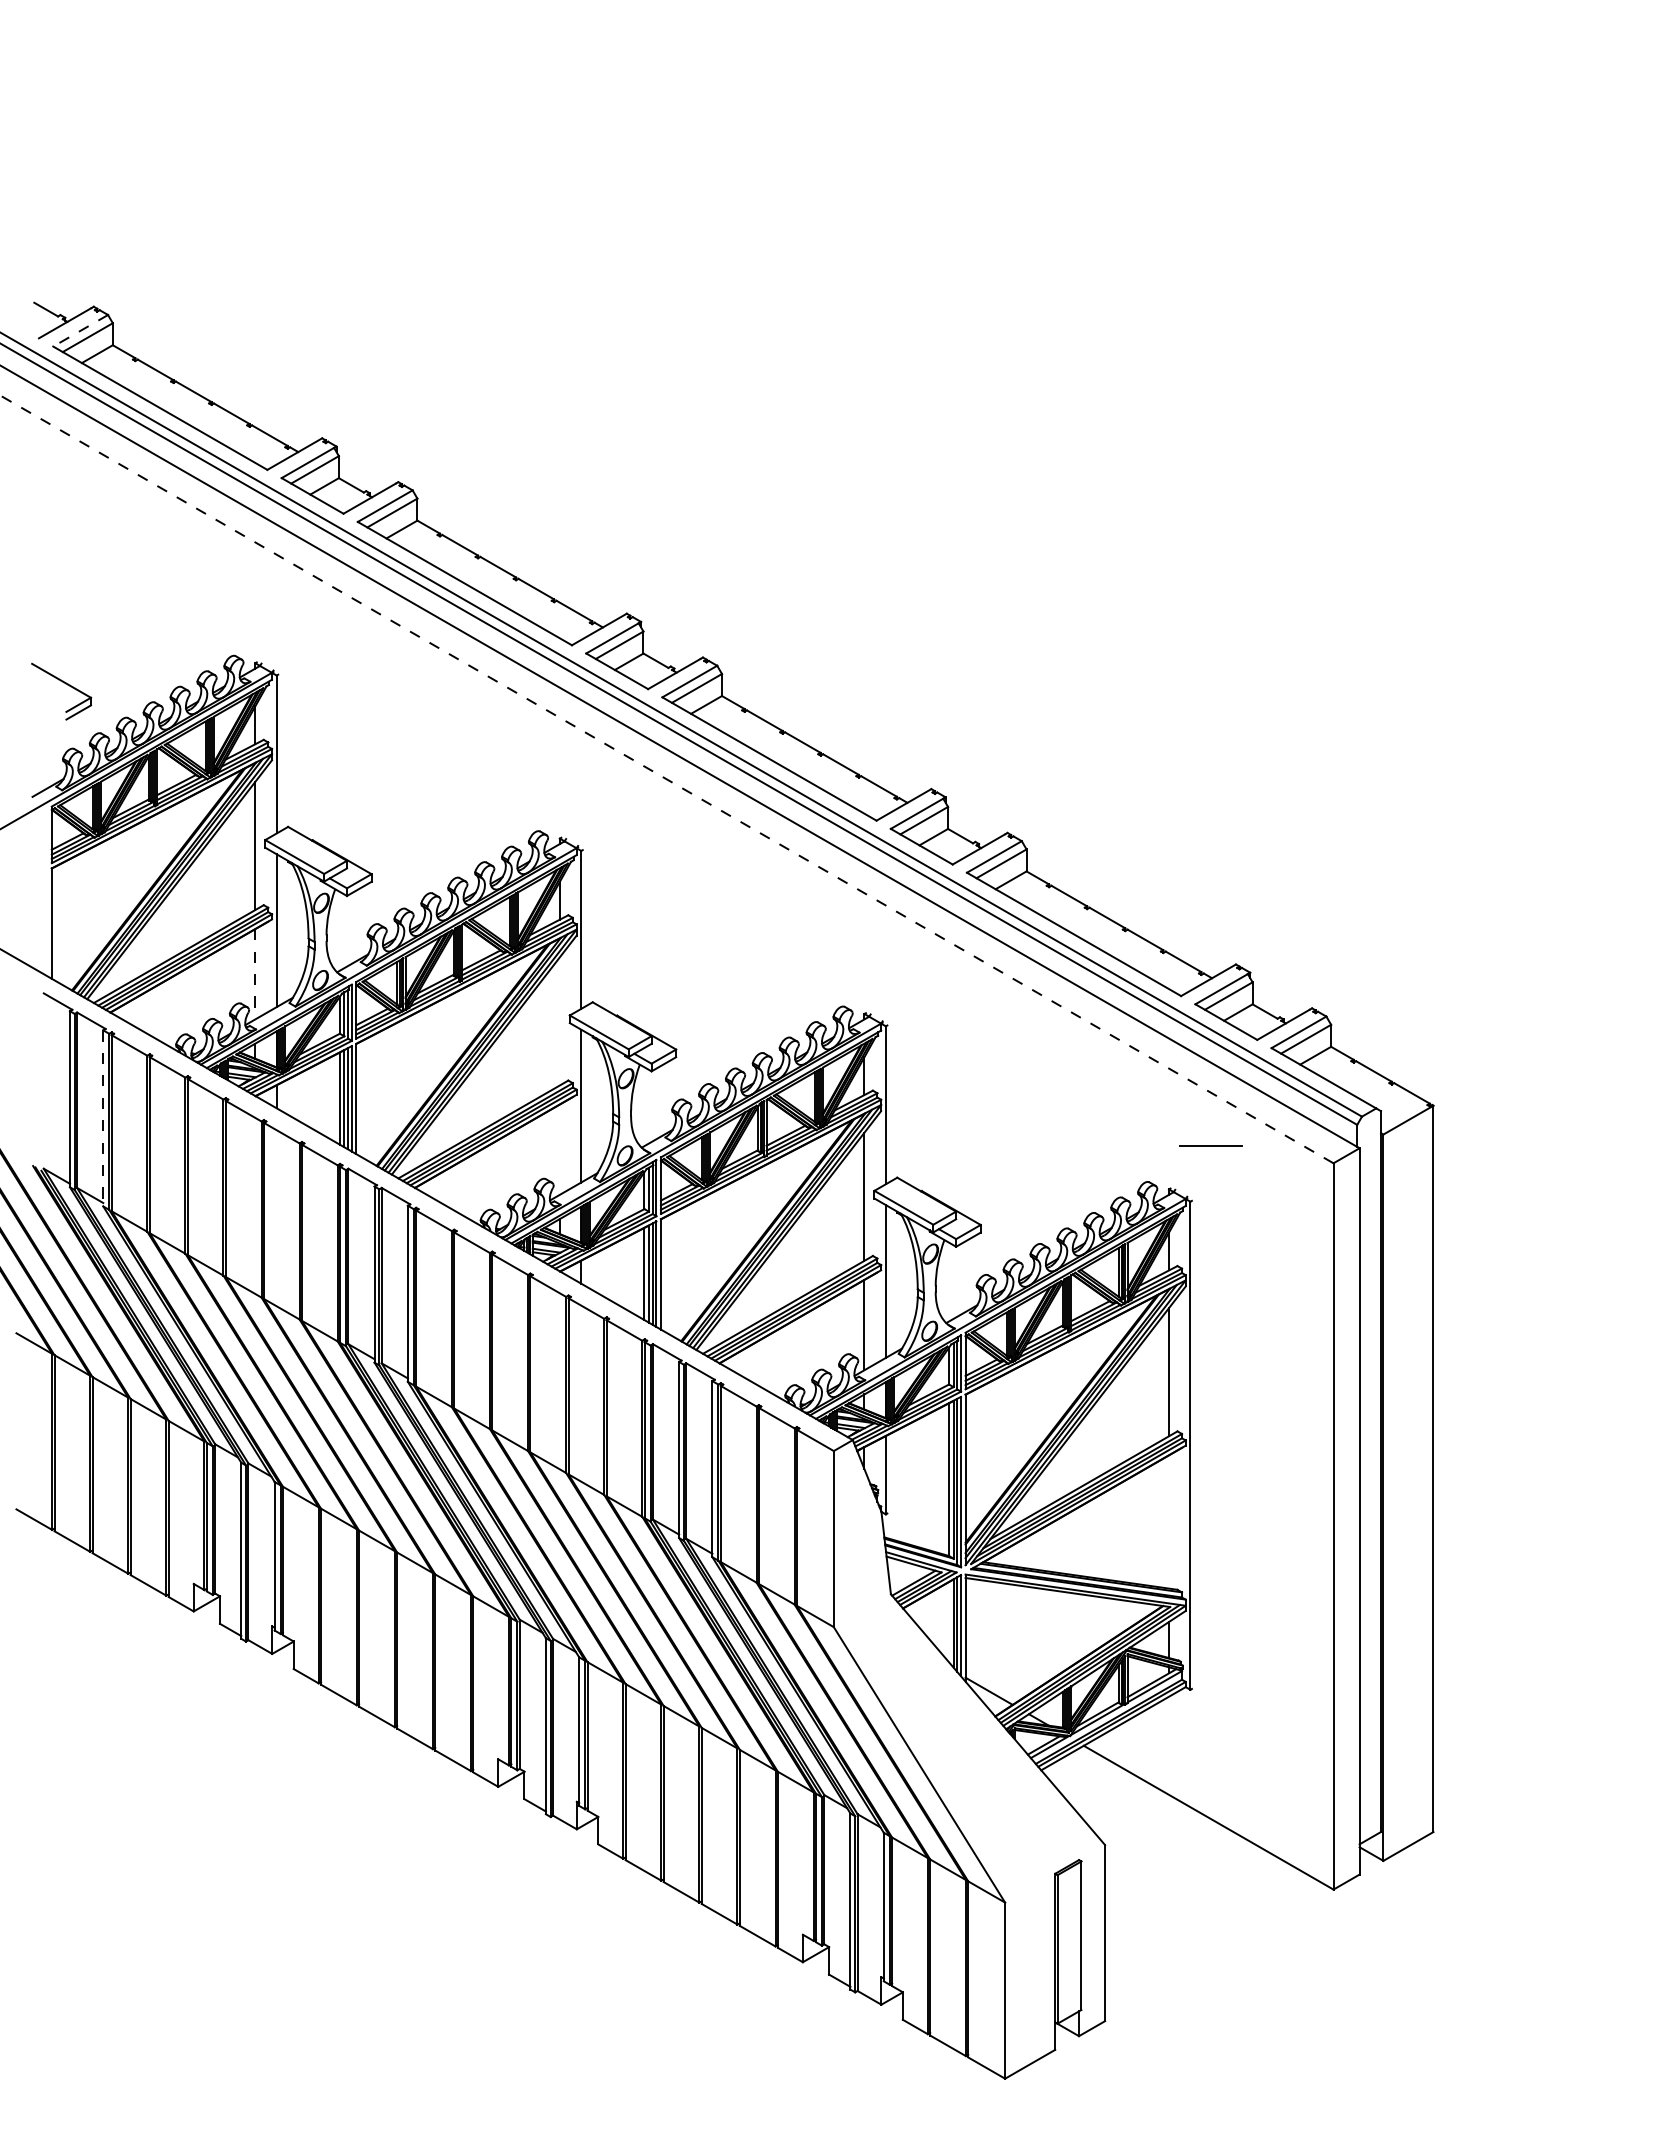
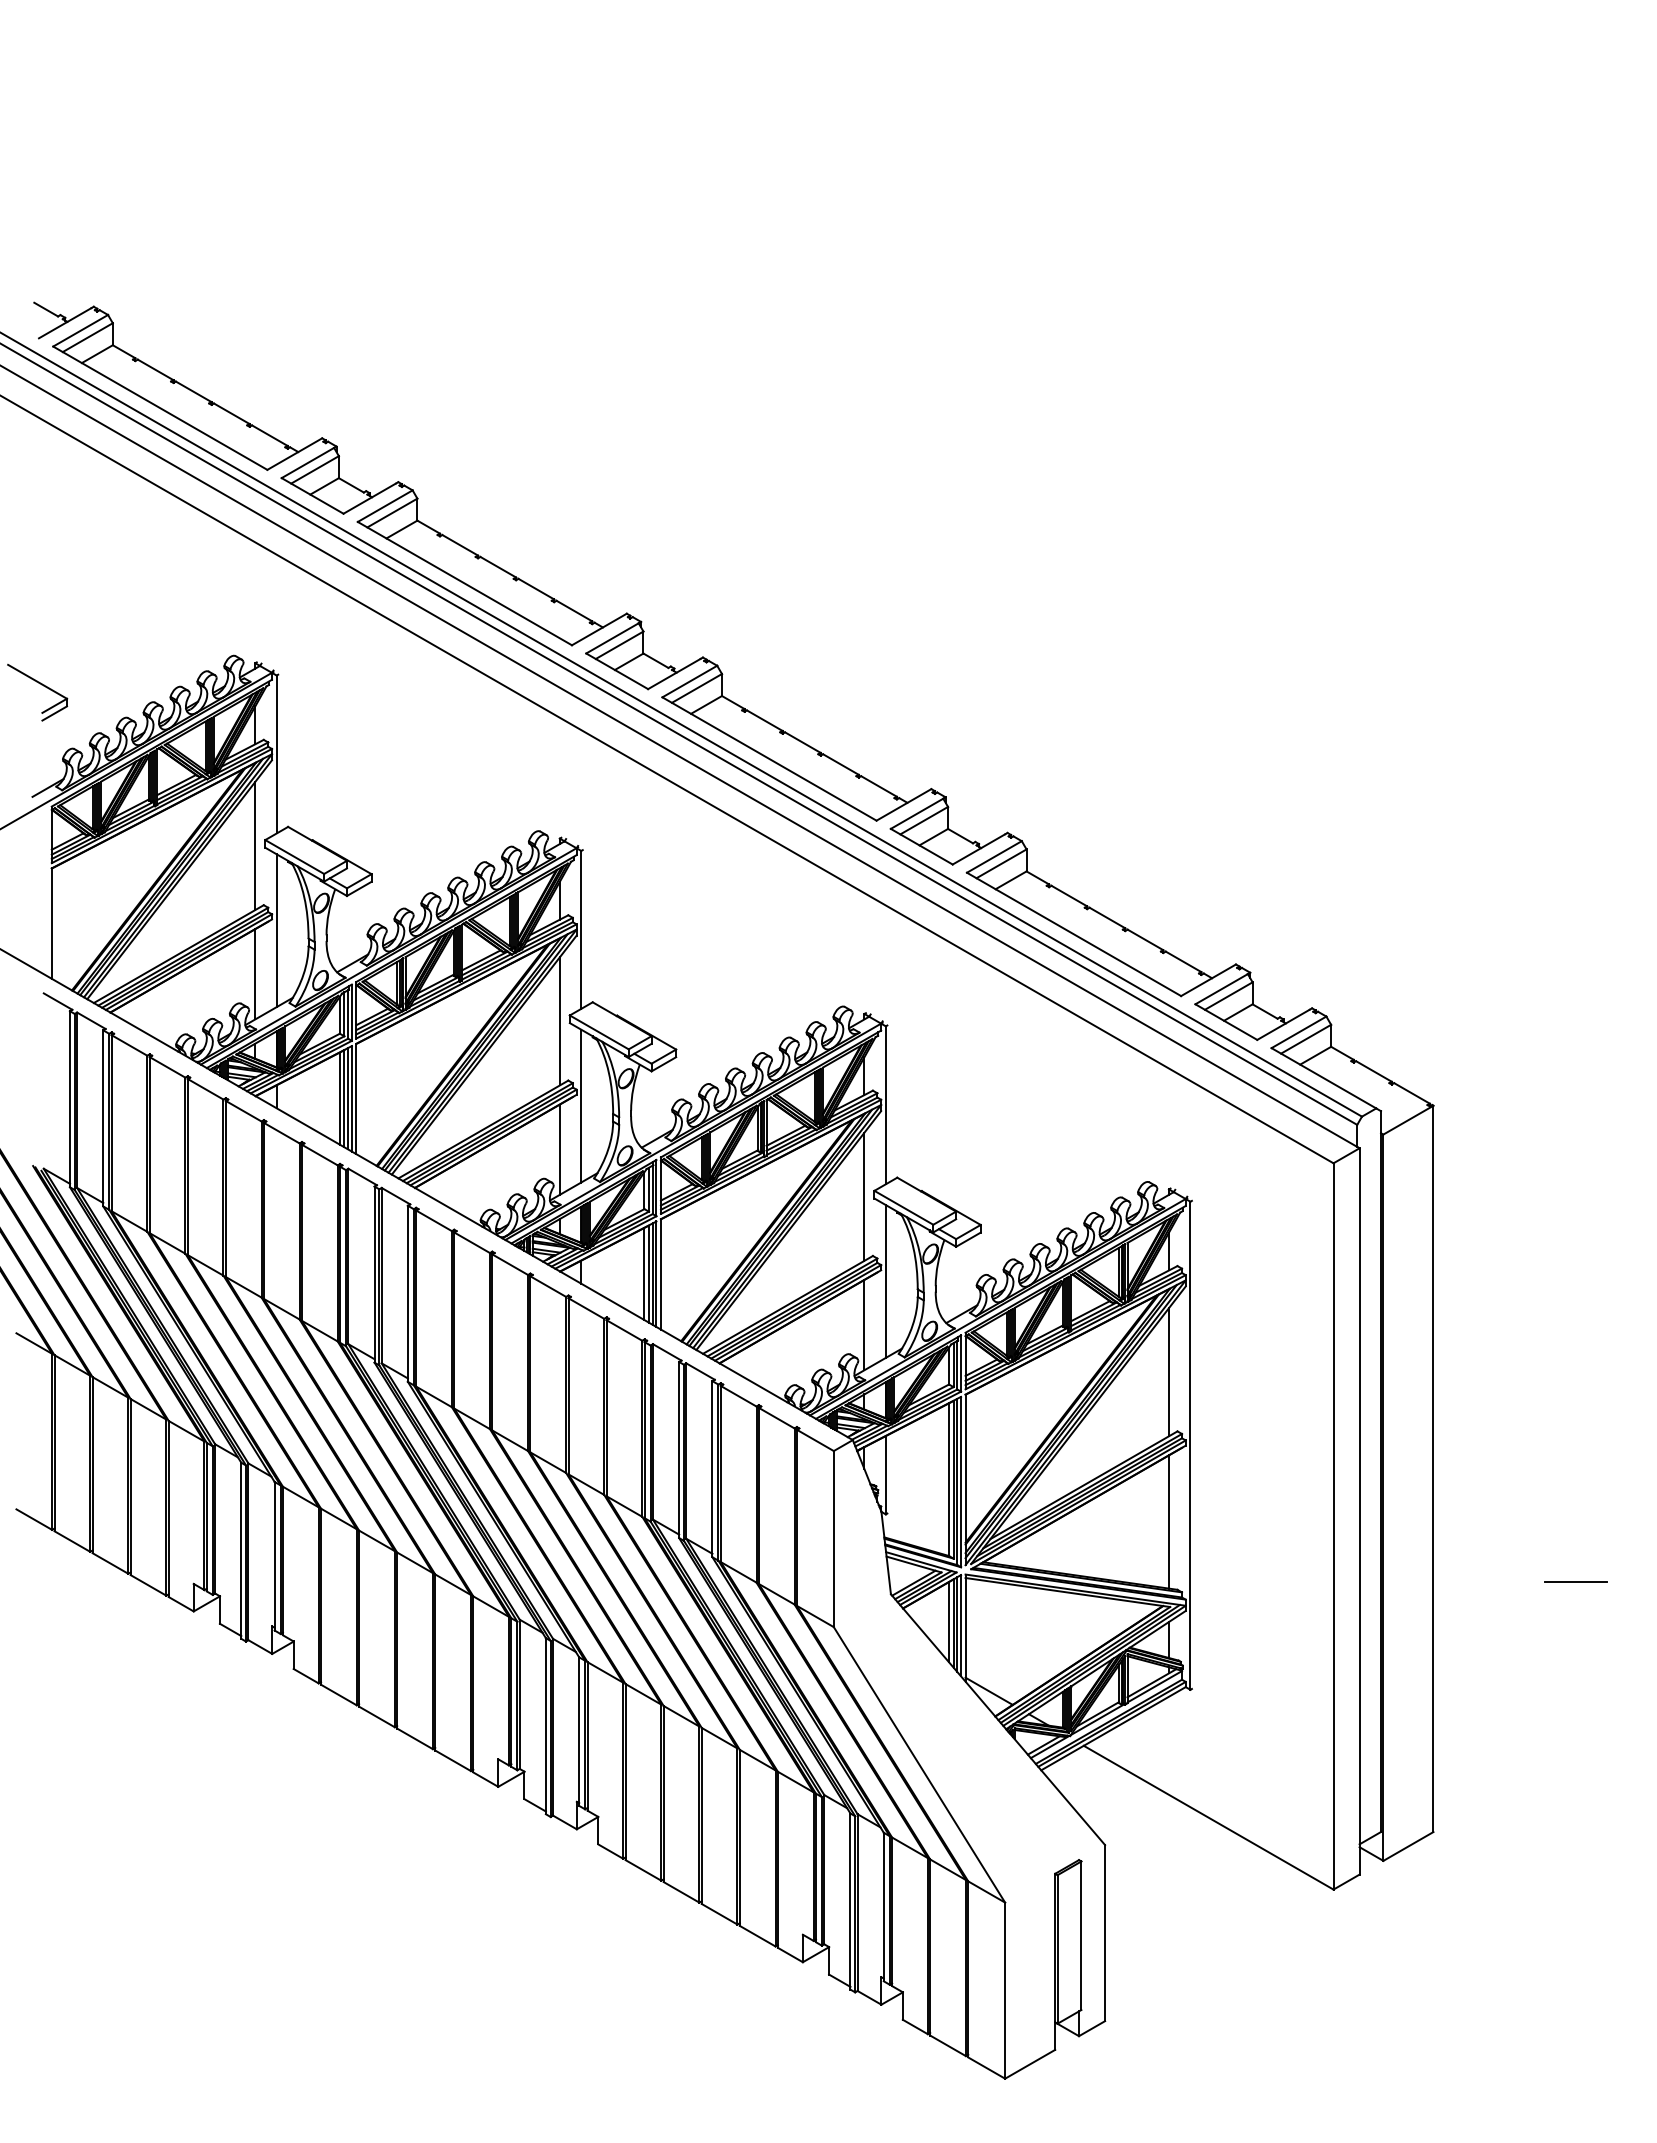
line: dashed -> solid (80, 330)
part position: (65, 684) -> (41, 685) (41, 685)
line: dashed -> solid (667, 779)
line: dashed -> solid (255, 974)
line: none -> present (559, 1021)
line: dashed -> solid (103, 1118)
line position: (1210, 1145) -> (1575, 1581) (1575, 1581)
line: none -> present (559, 1149)
line: none -> present (1169, 1521)
line: none -> present (949, 1621)
